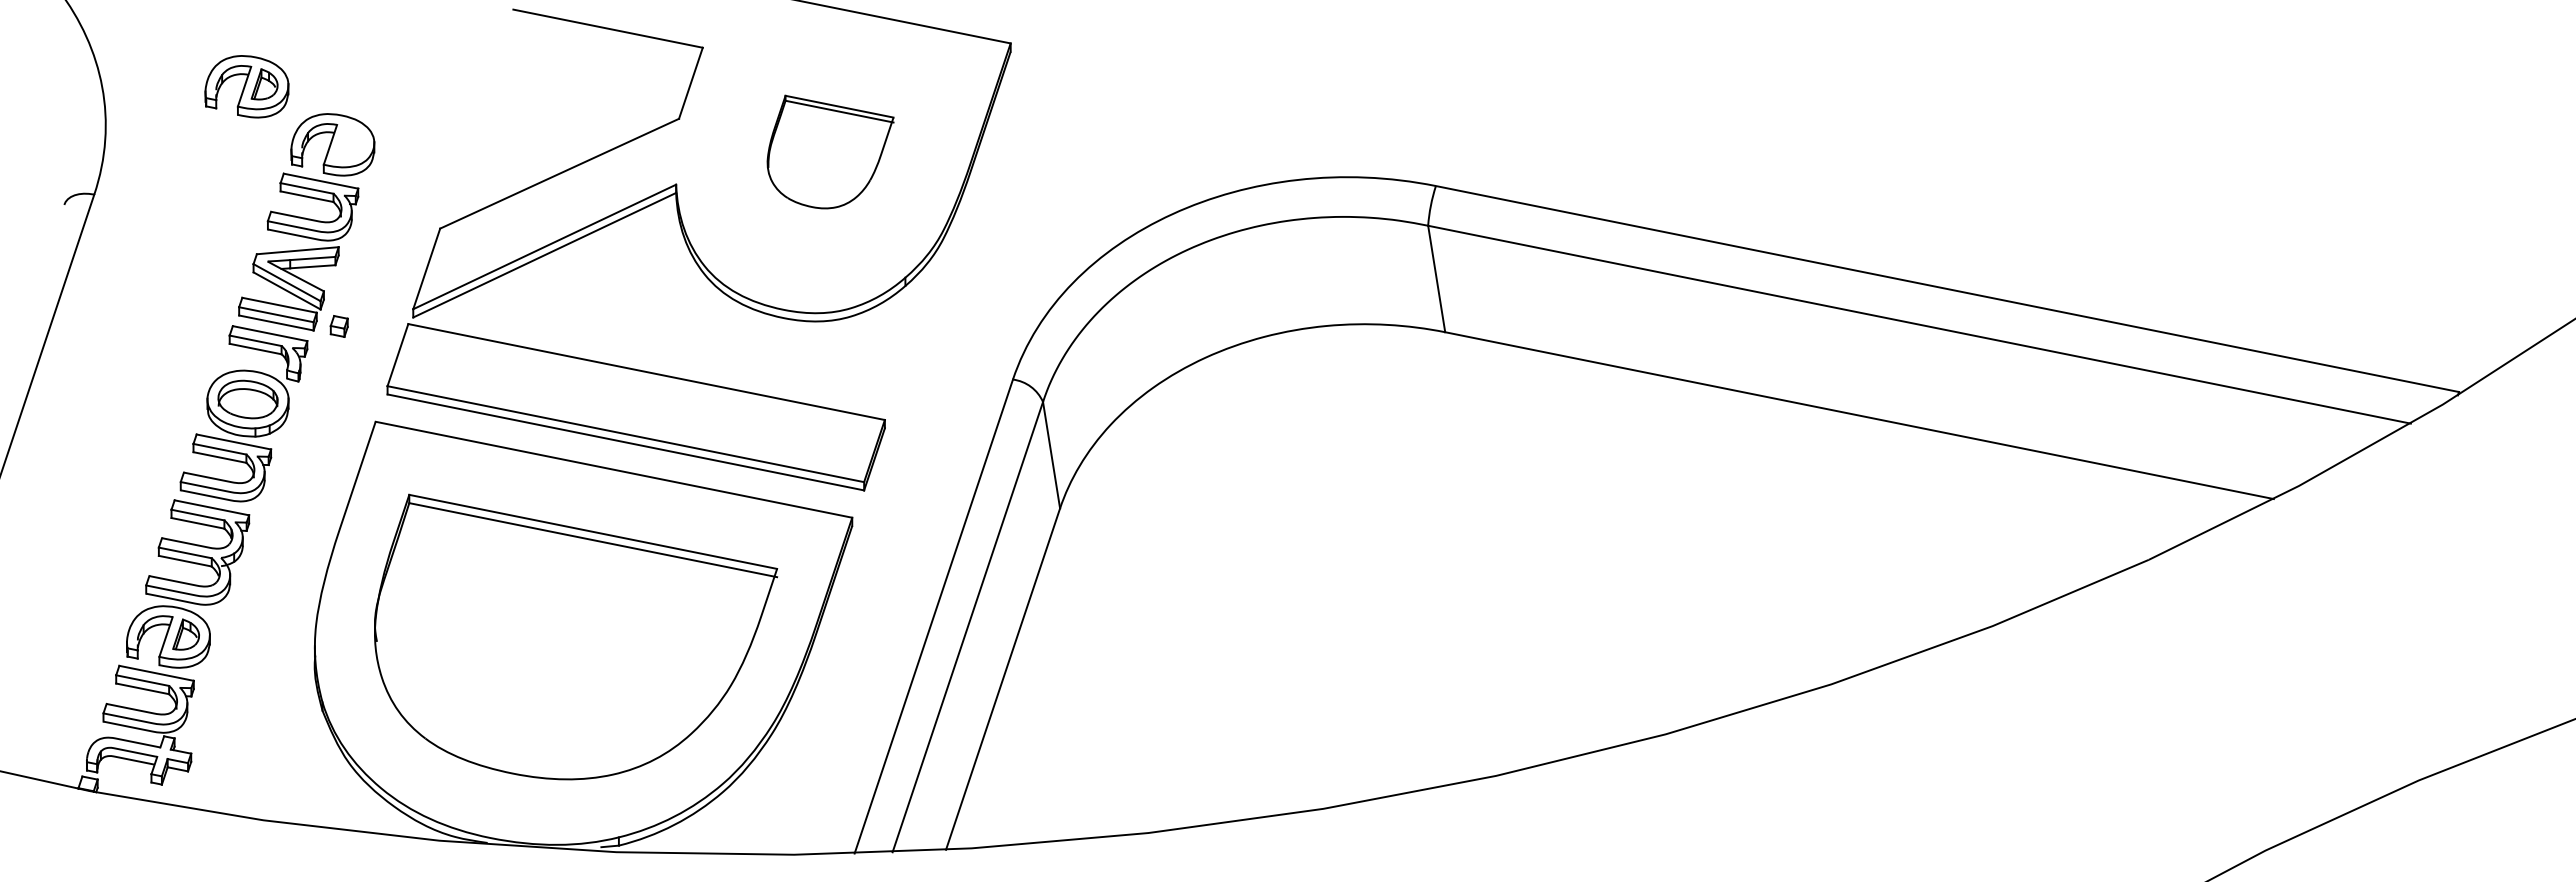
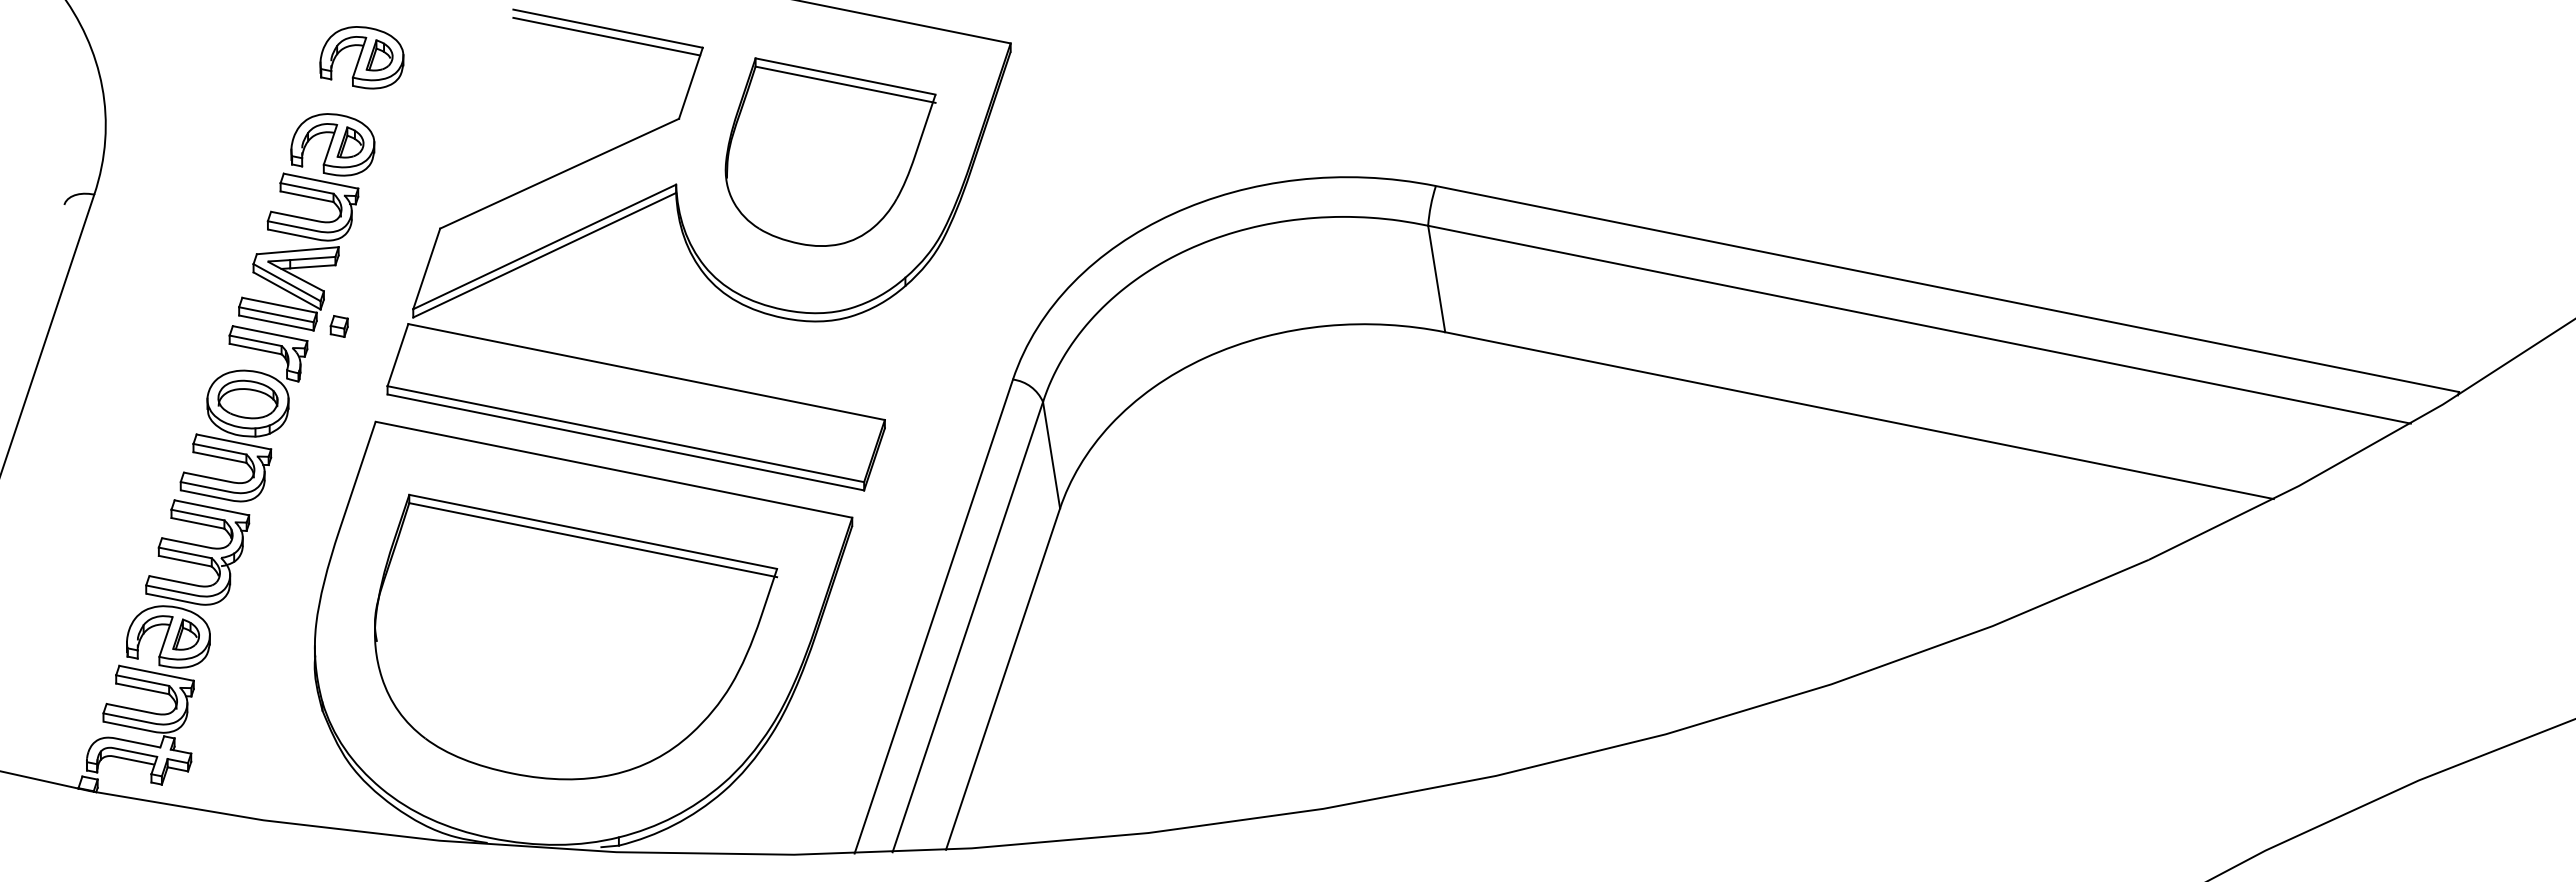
line: none -> present (606, 36)
part position: (246, 86) -> (361, 57) (361, 57)
part: none -> present (350, 142)
part size: 129x116 px -> 213x190 px (830, 151)
